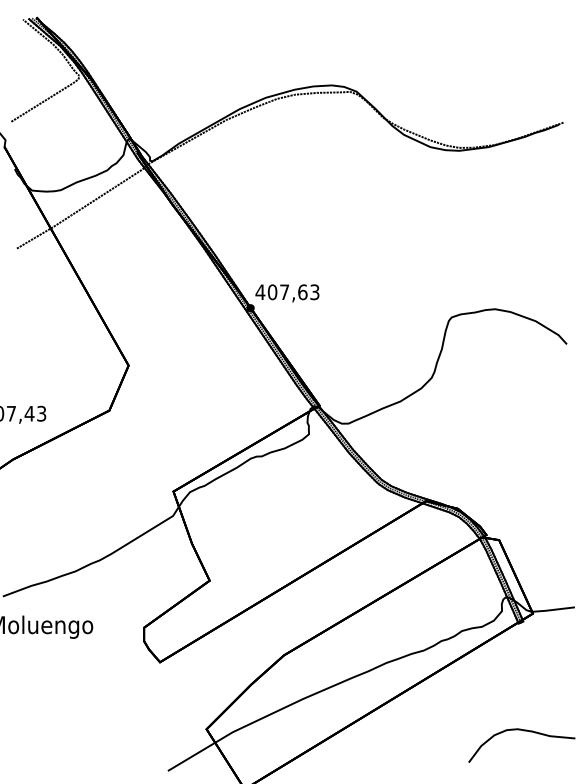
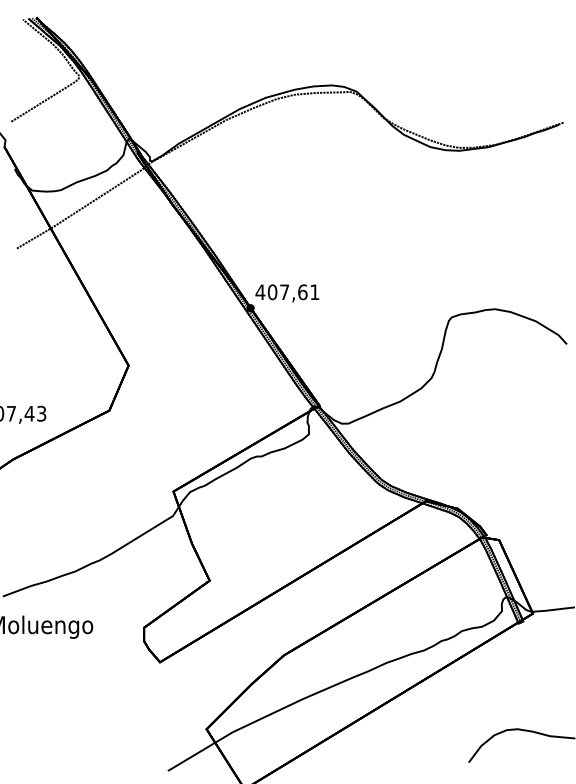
text: 407,63 -> 407,61 (314, 292)
